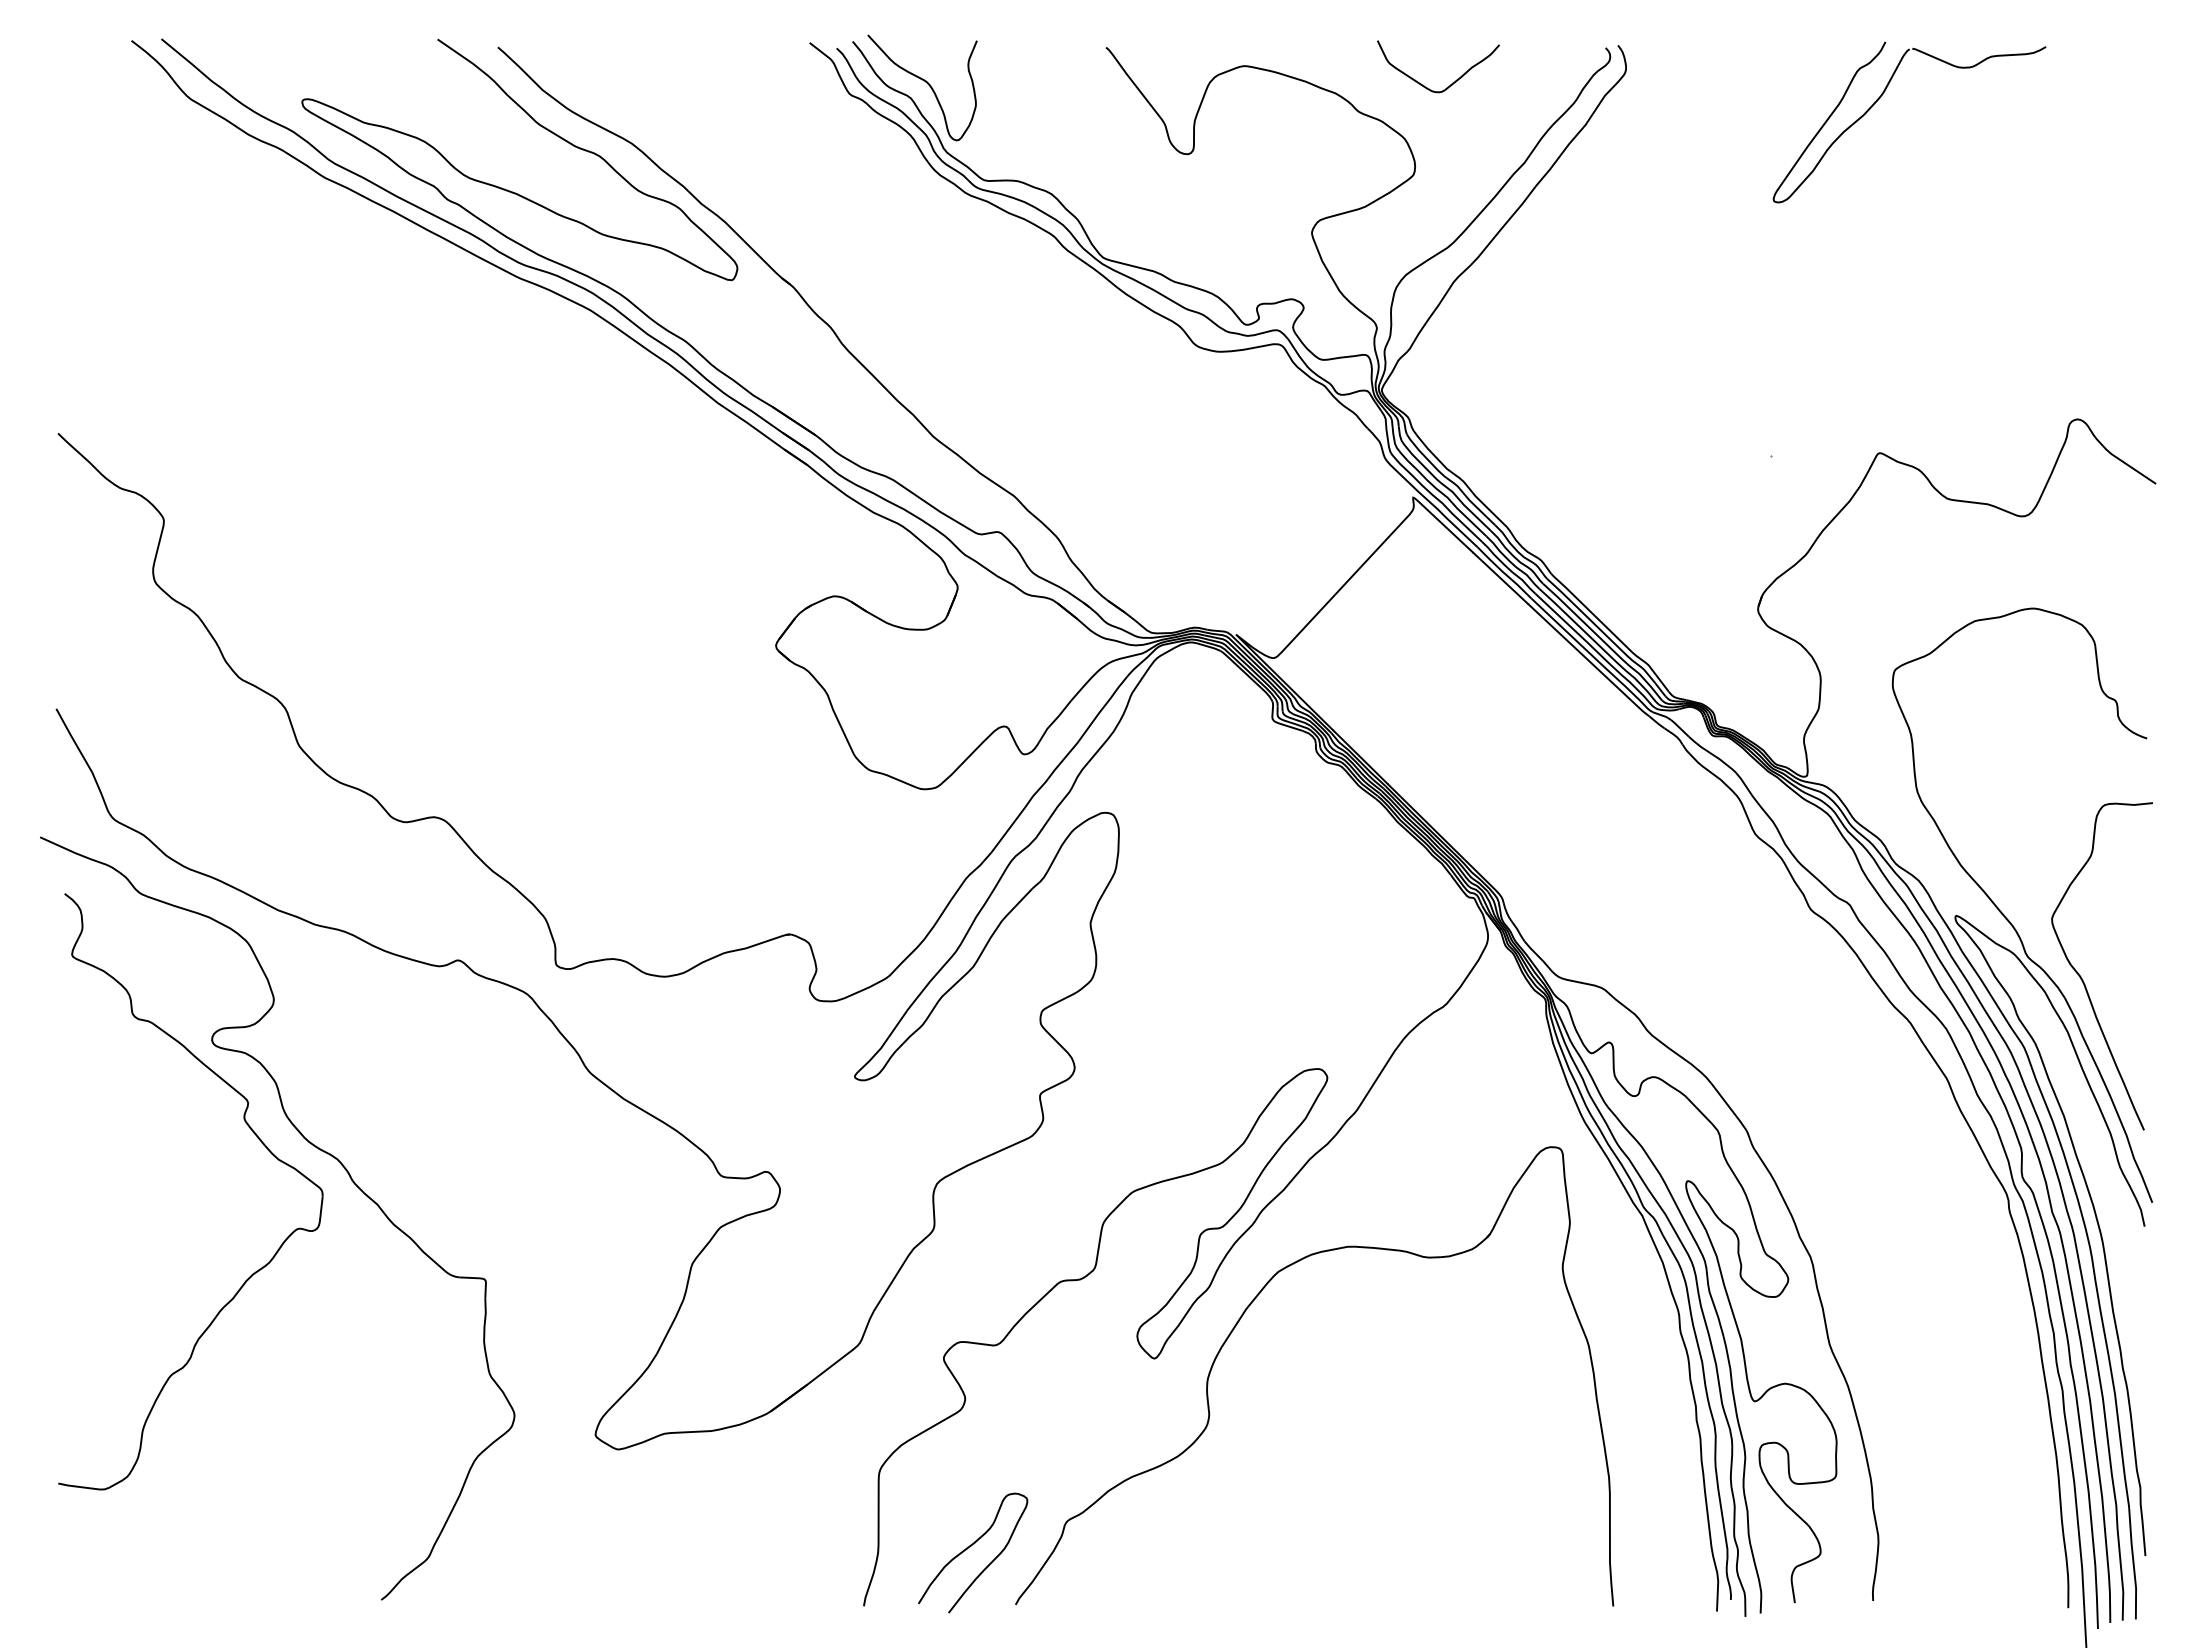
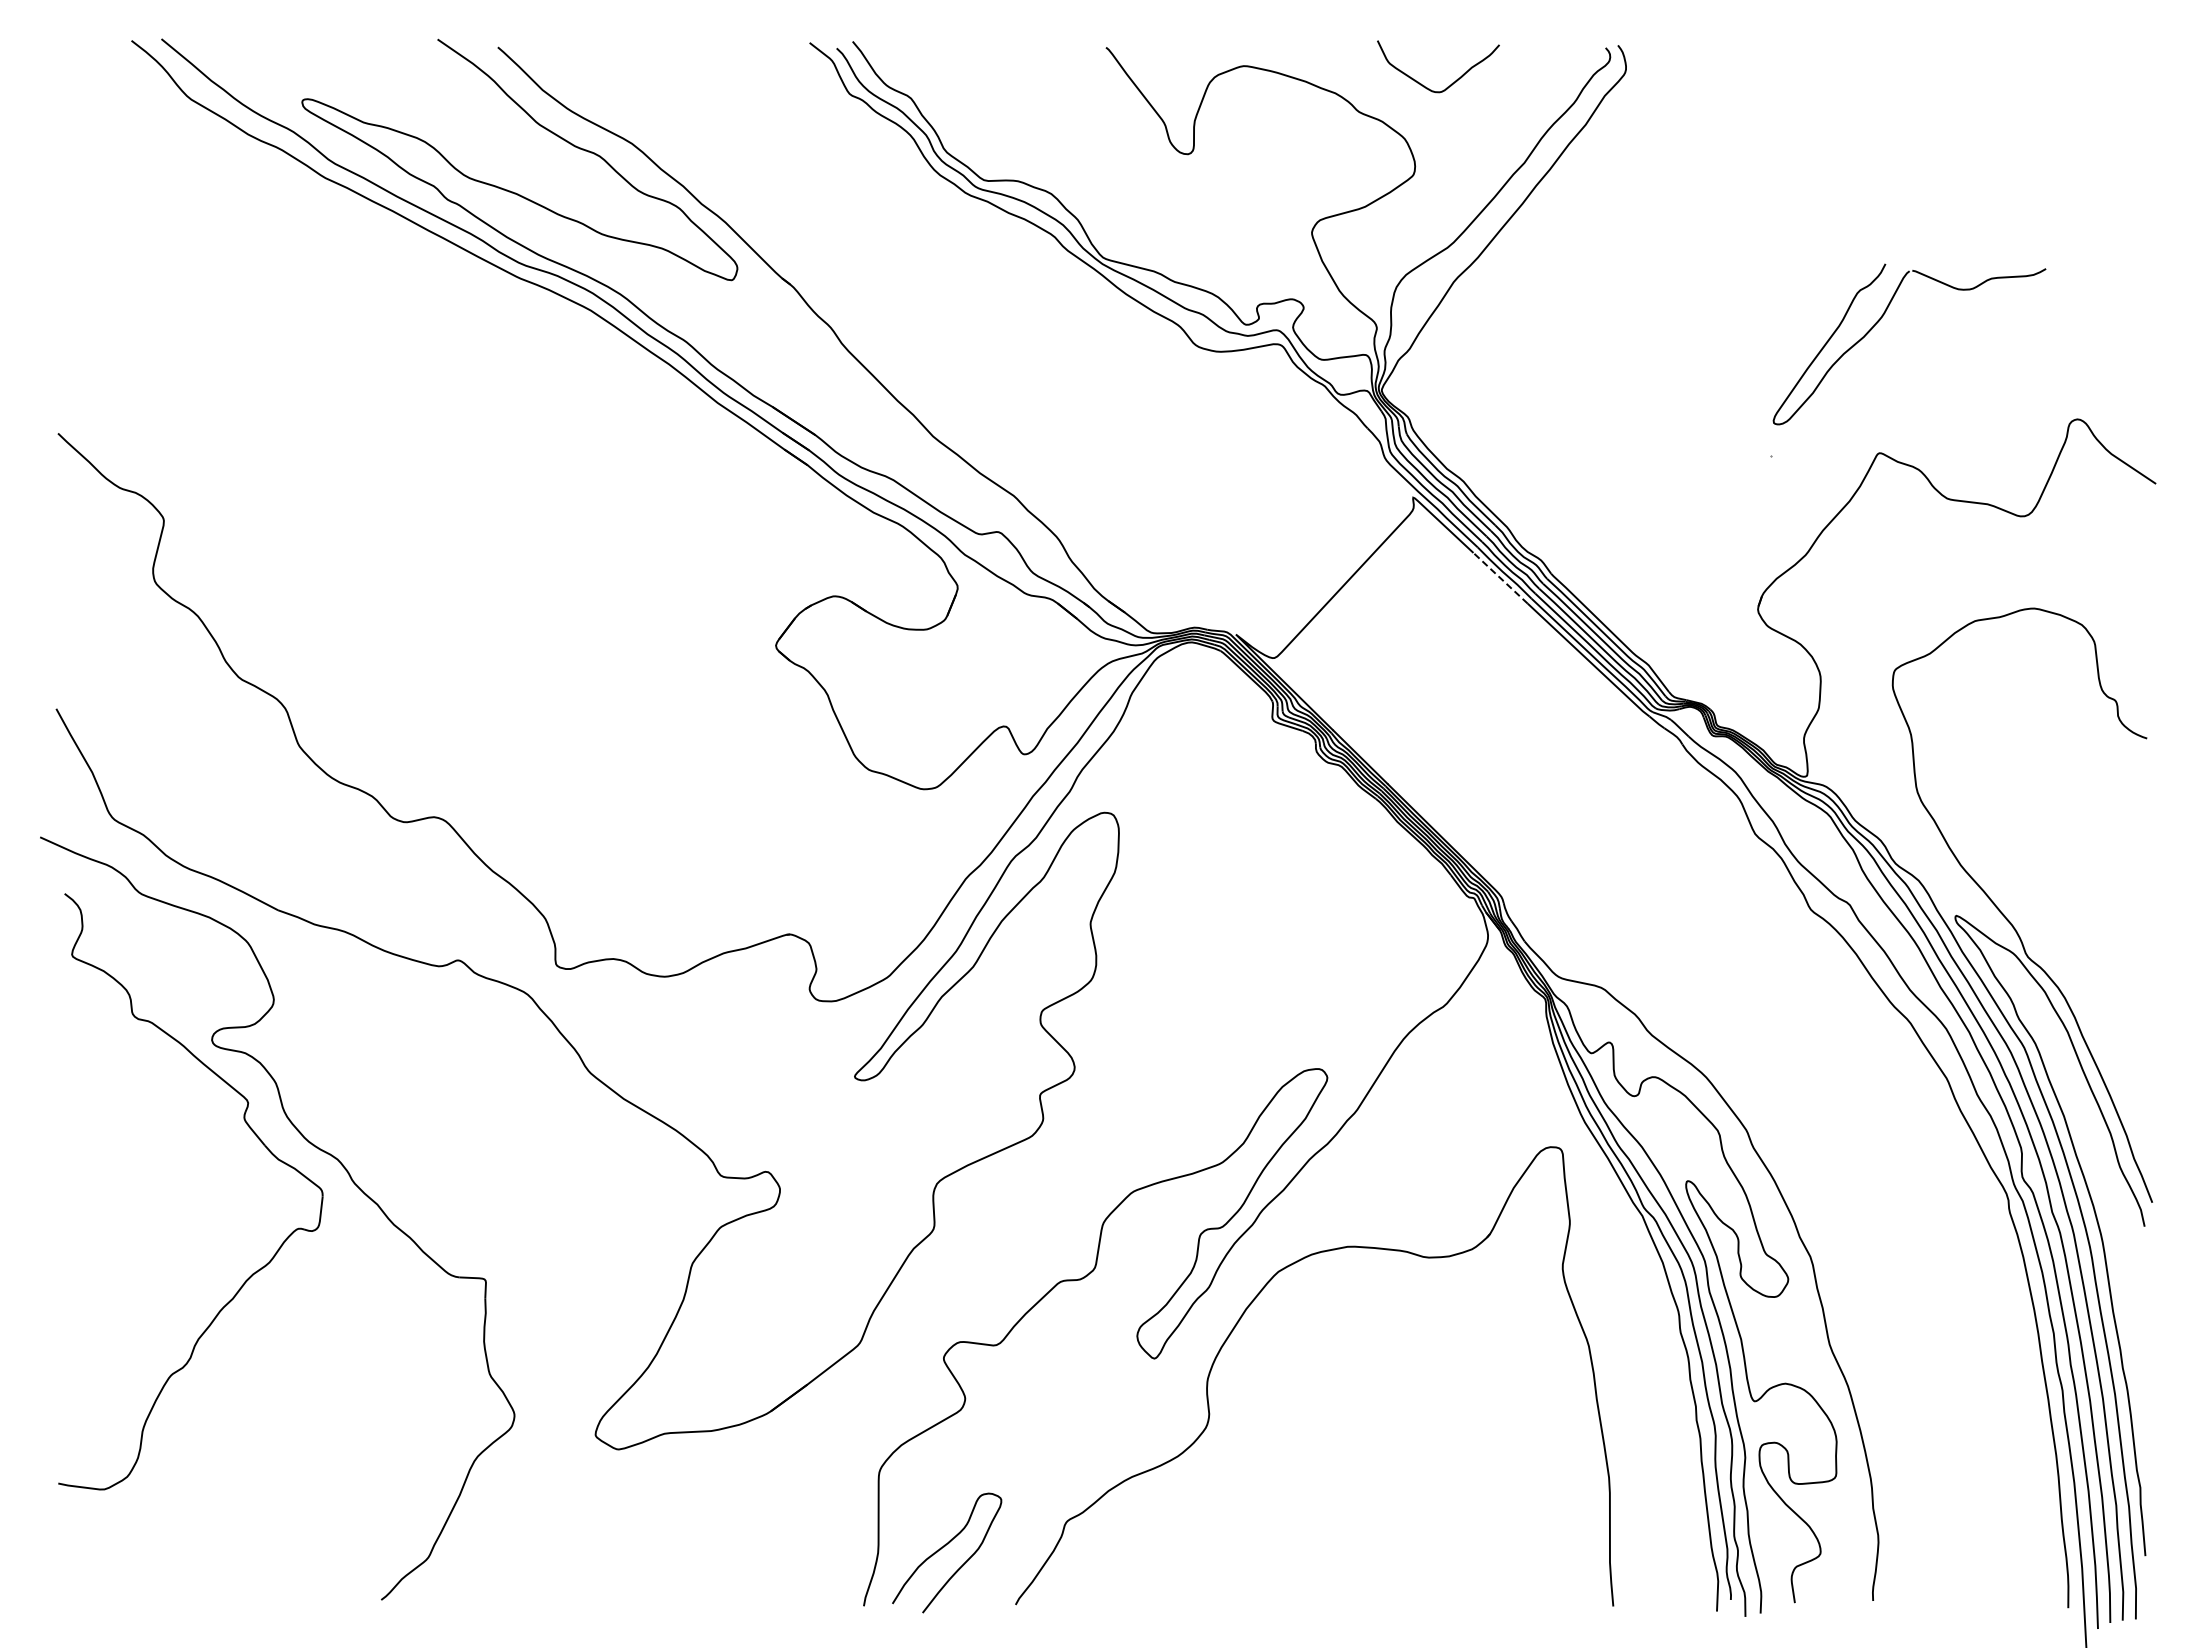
curve: present -> none (926, 83)
part position: (1881, 97) -> (1881, 319) (1881, 319)
line: solid -> dashed (1500, 577)
curve: present -> none (2081, 976)
curve position: (970, 1547) -> (944, 1547) (944, 1547)
